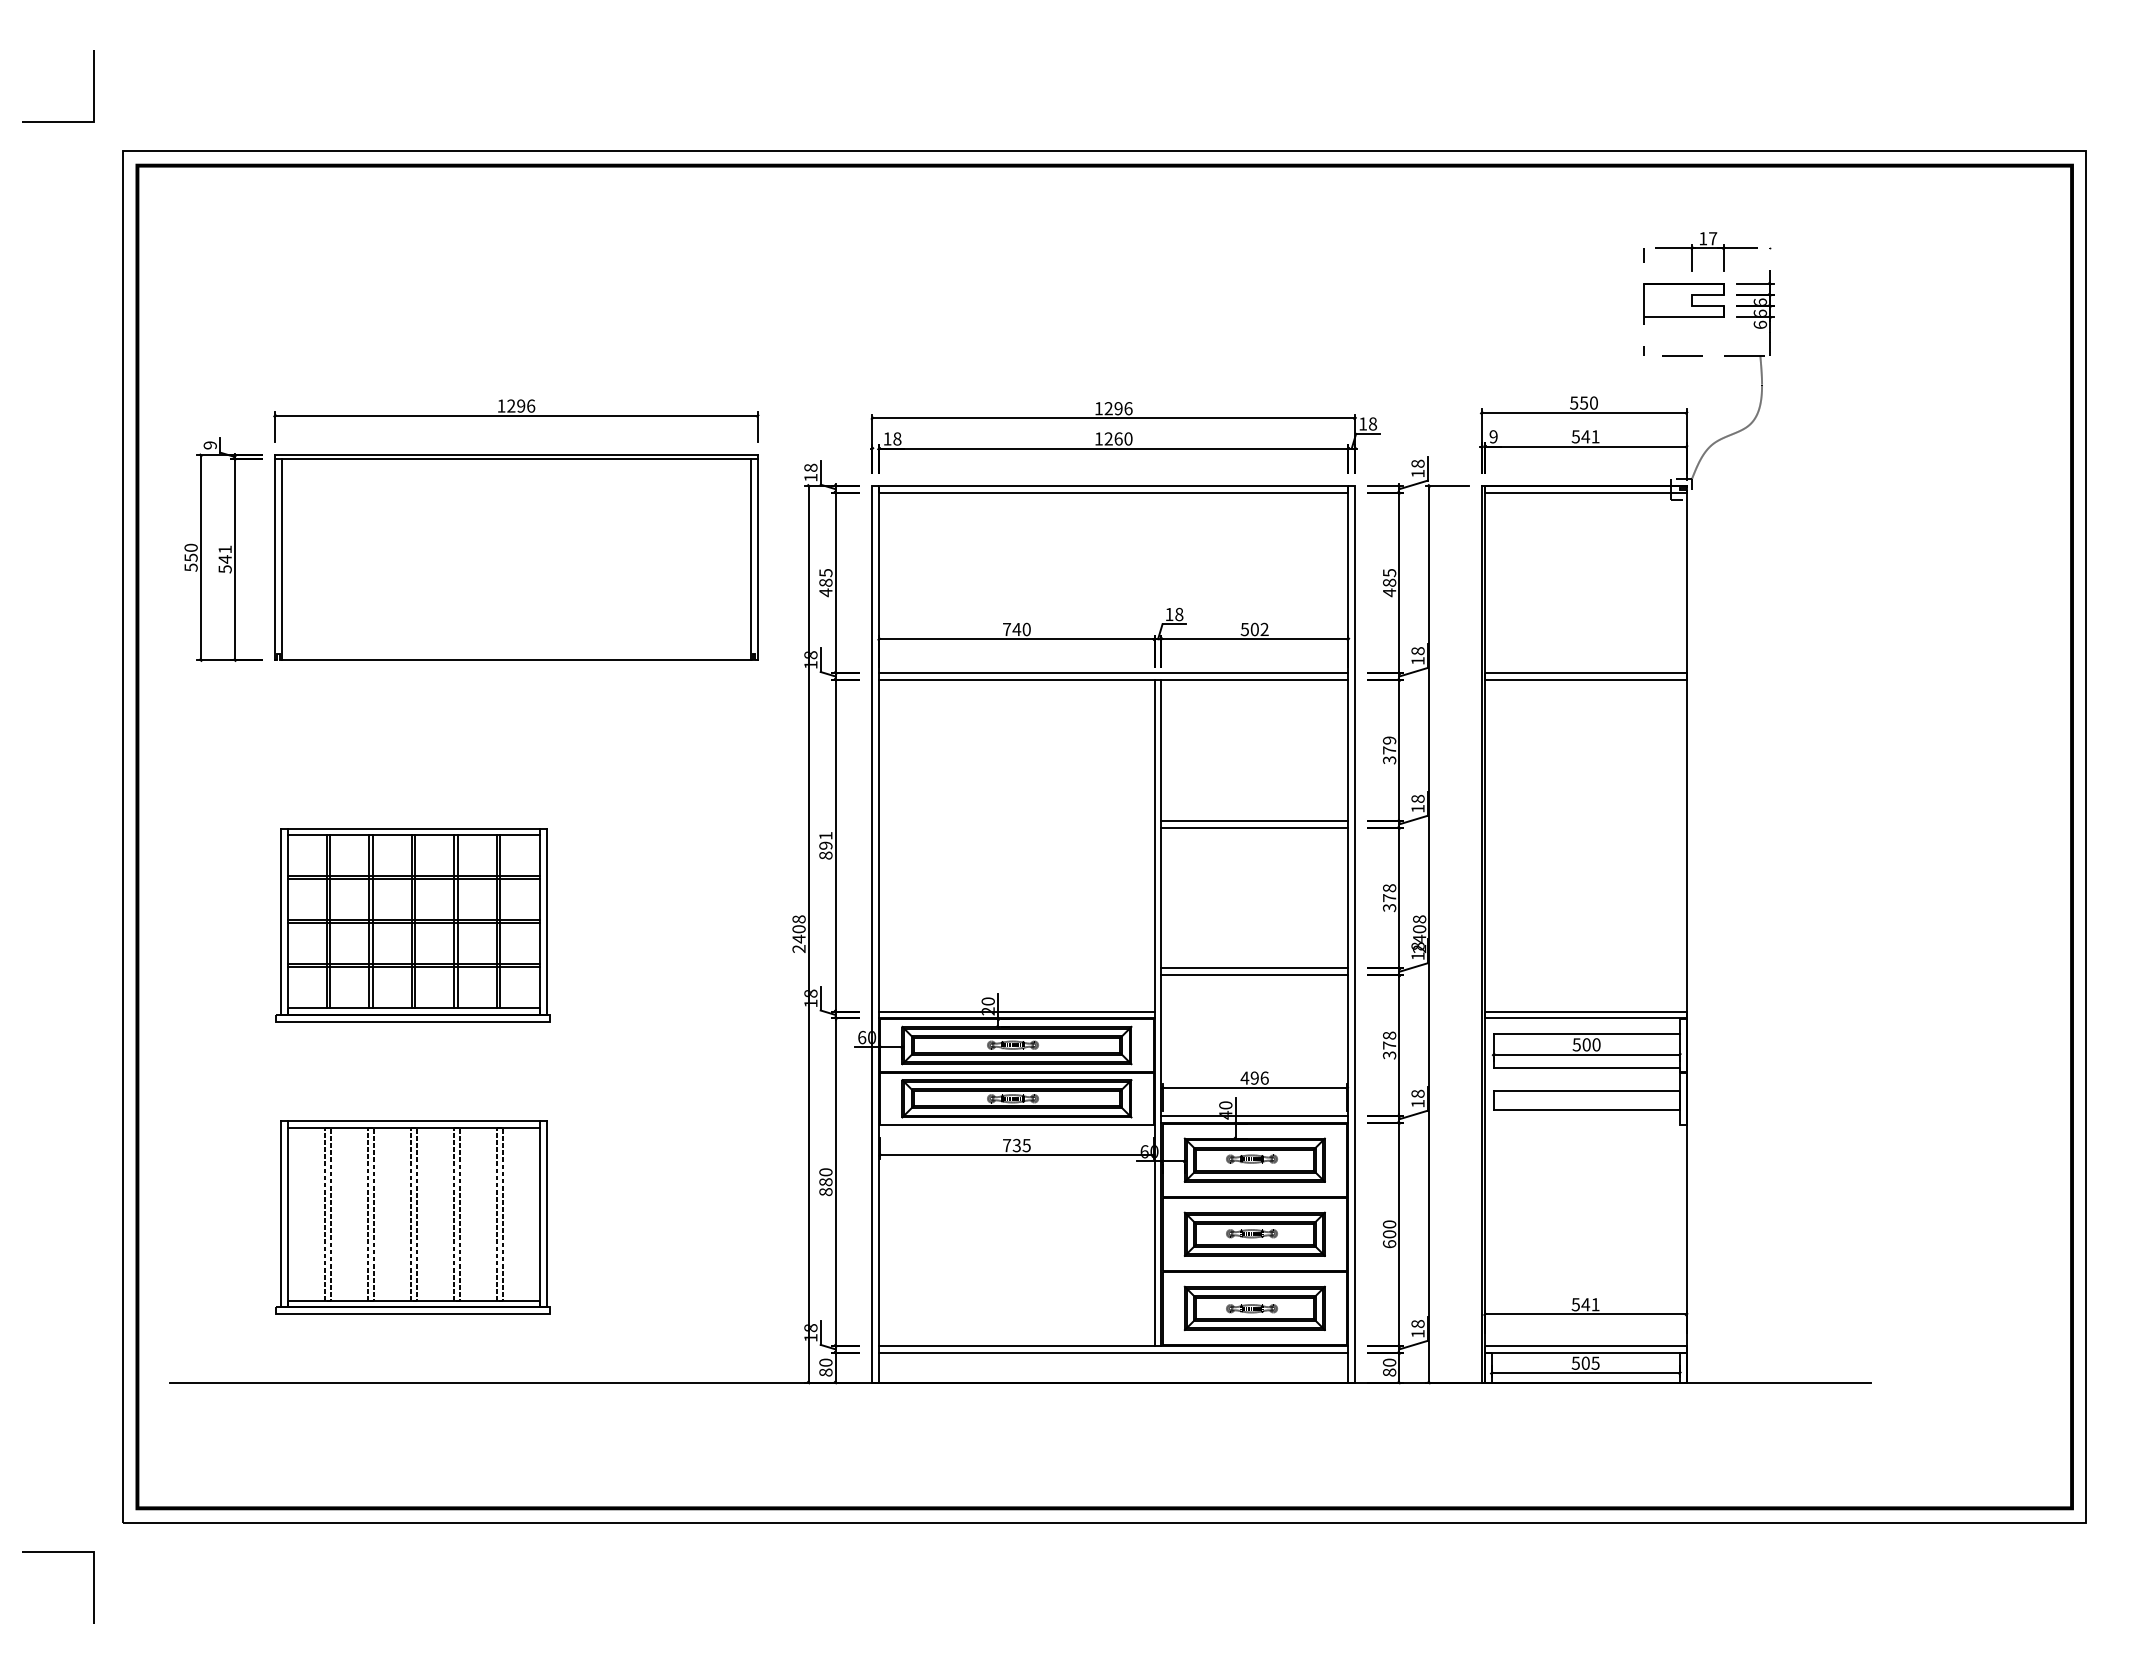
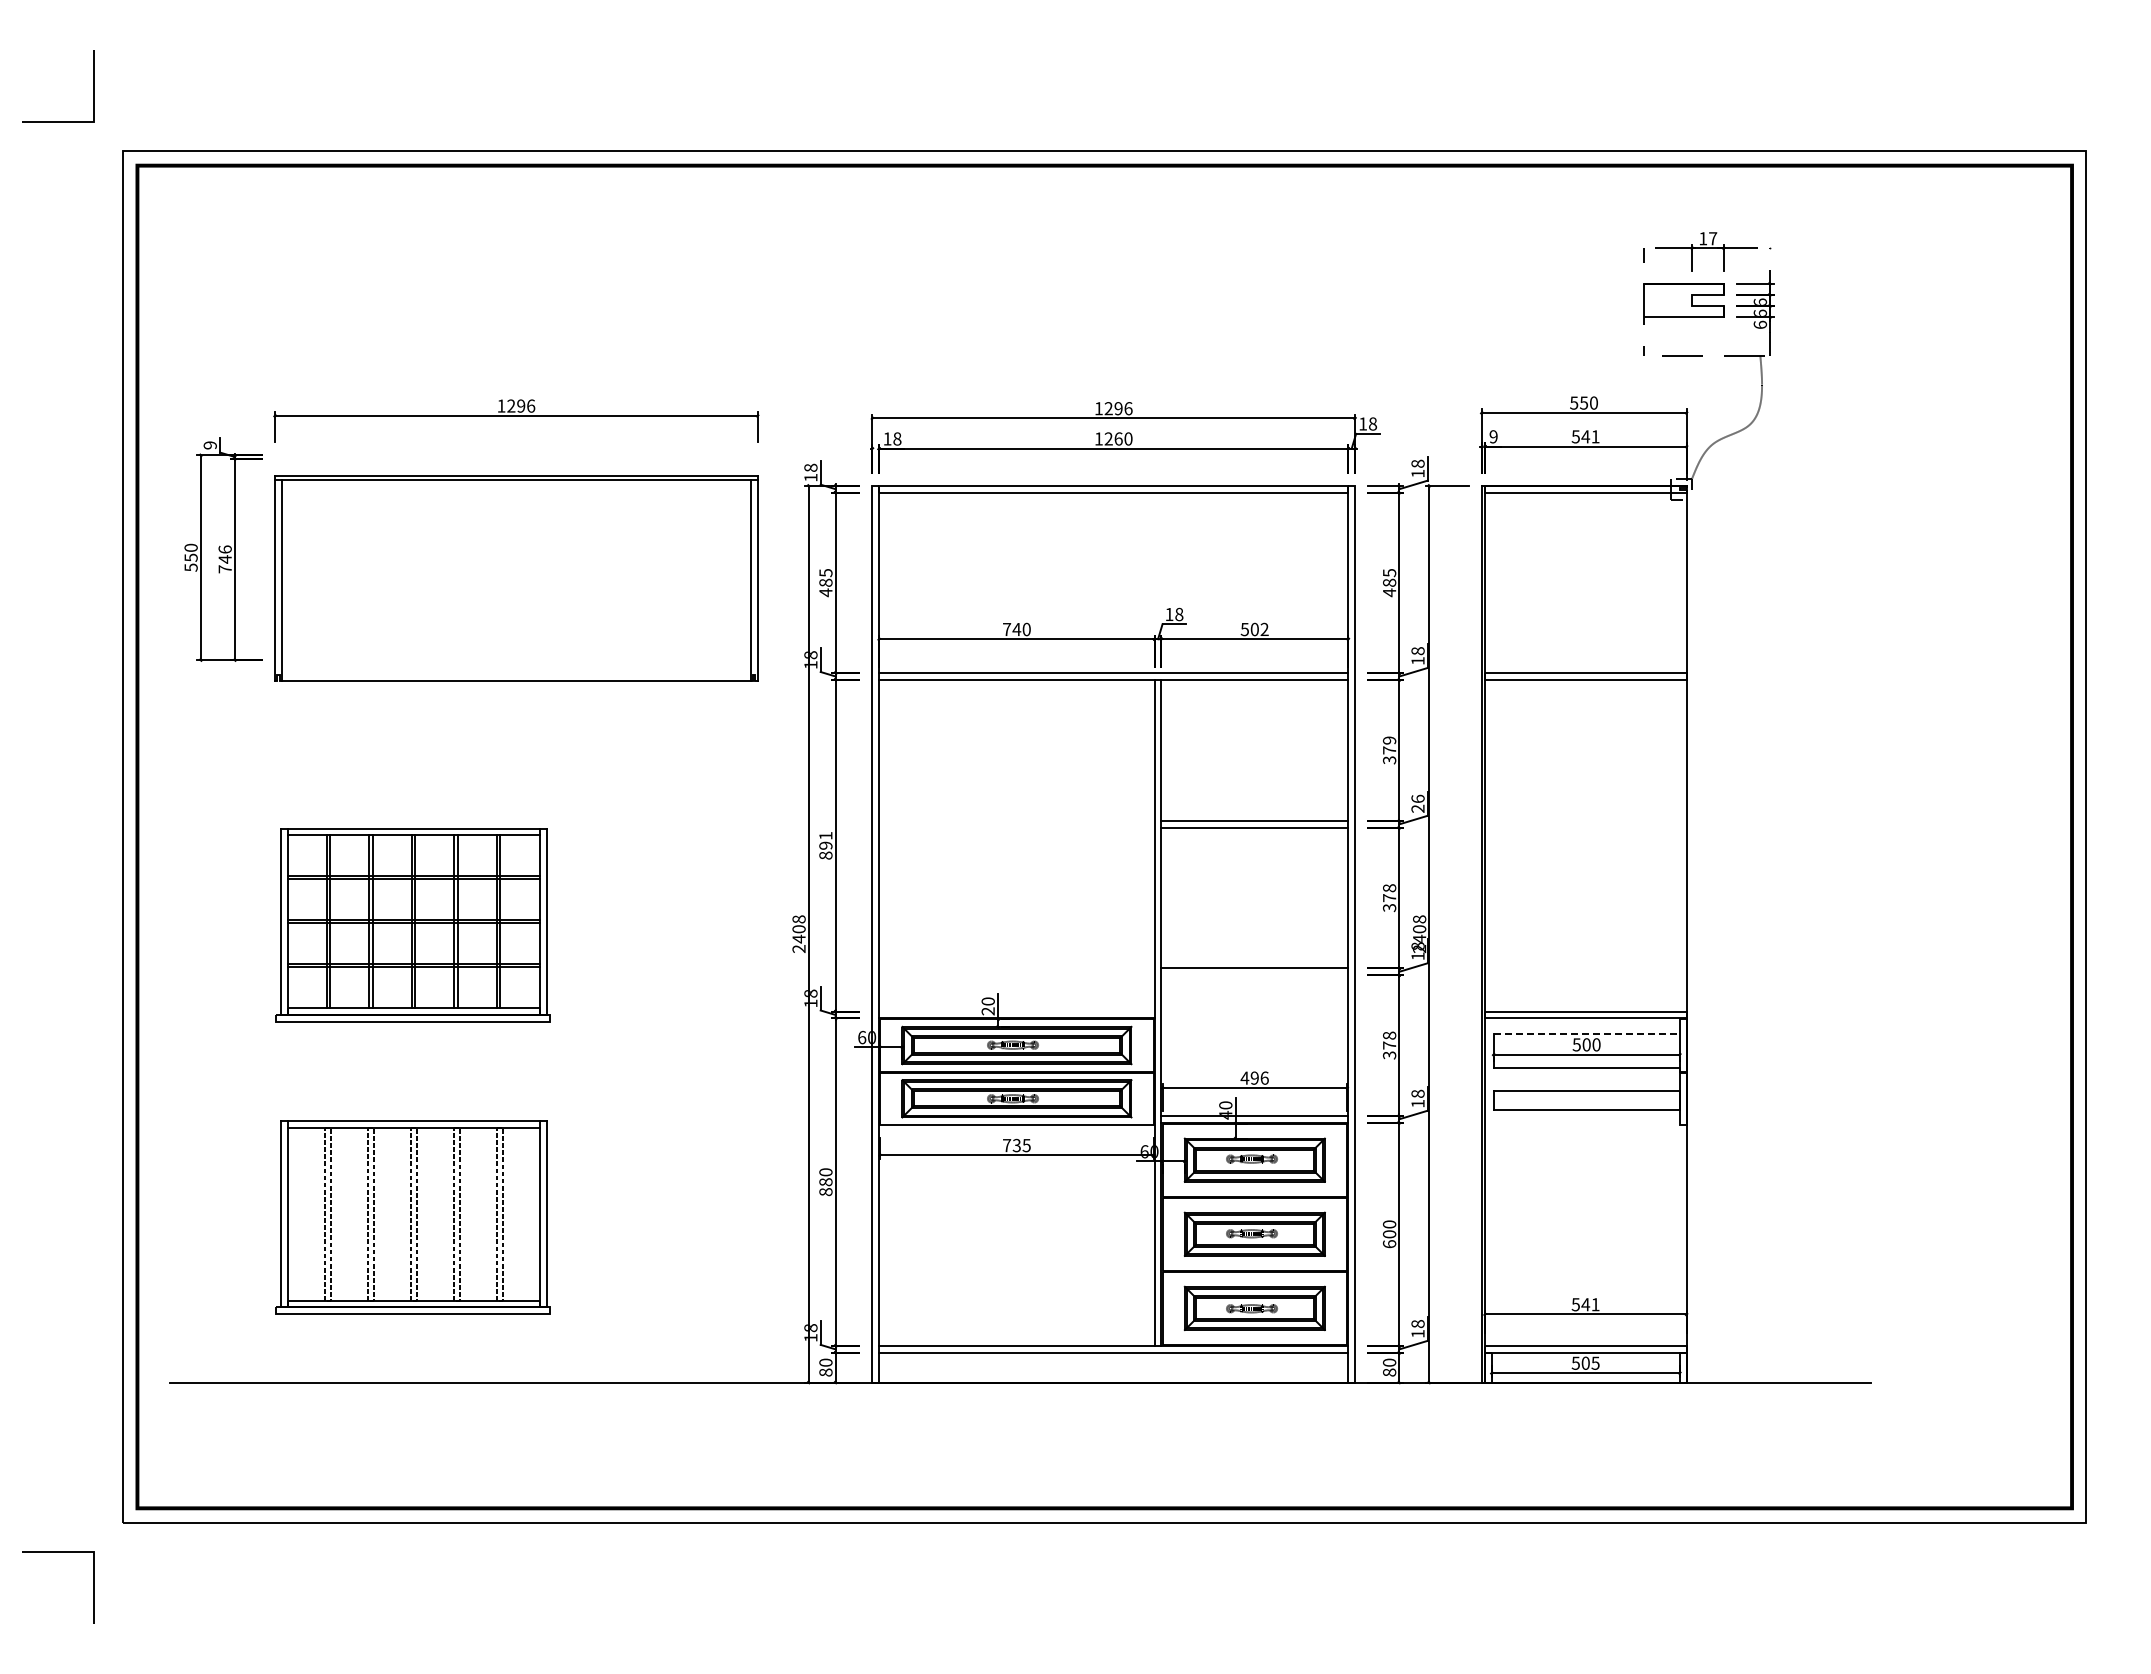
part position: (516, 557) -> (516, 578) (516, 578)
text: 541 -> 746 (224, 559)
text: 18 -> 26 (1417, 803)
line: present -> none (1254, 975)
line: present -> none (1016, 1011)
line: solid -> dashed (1587, 1034)
